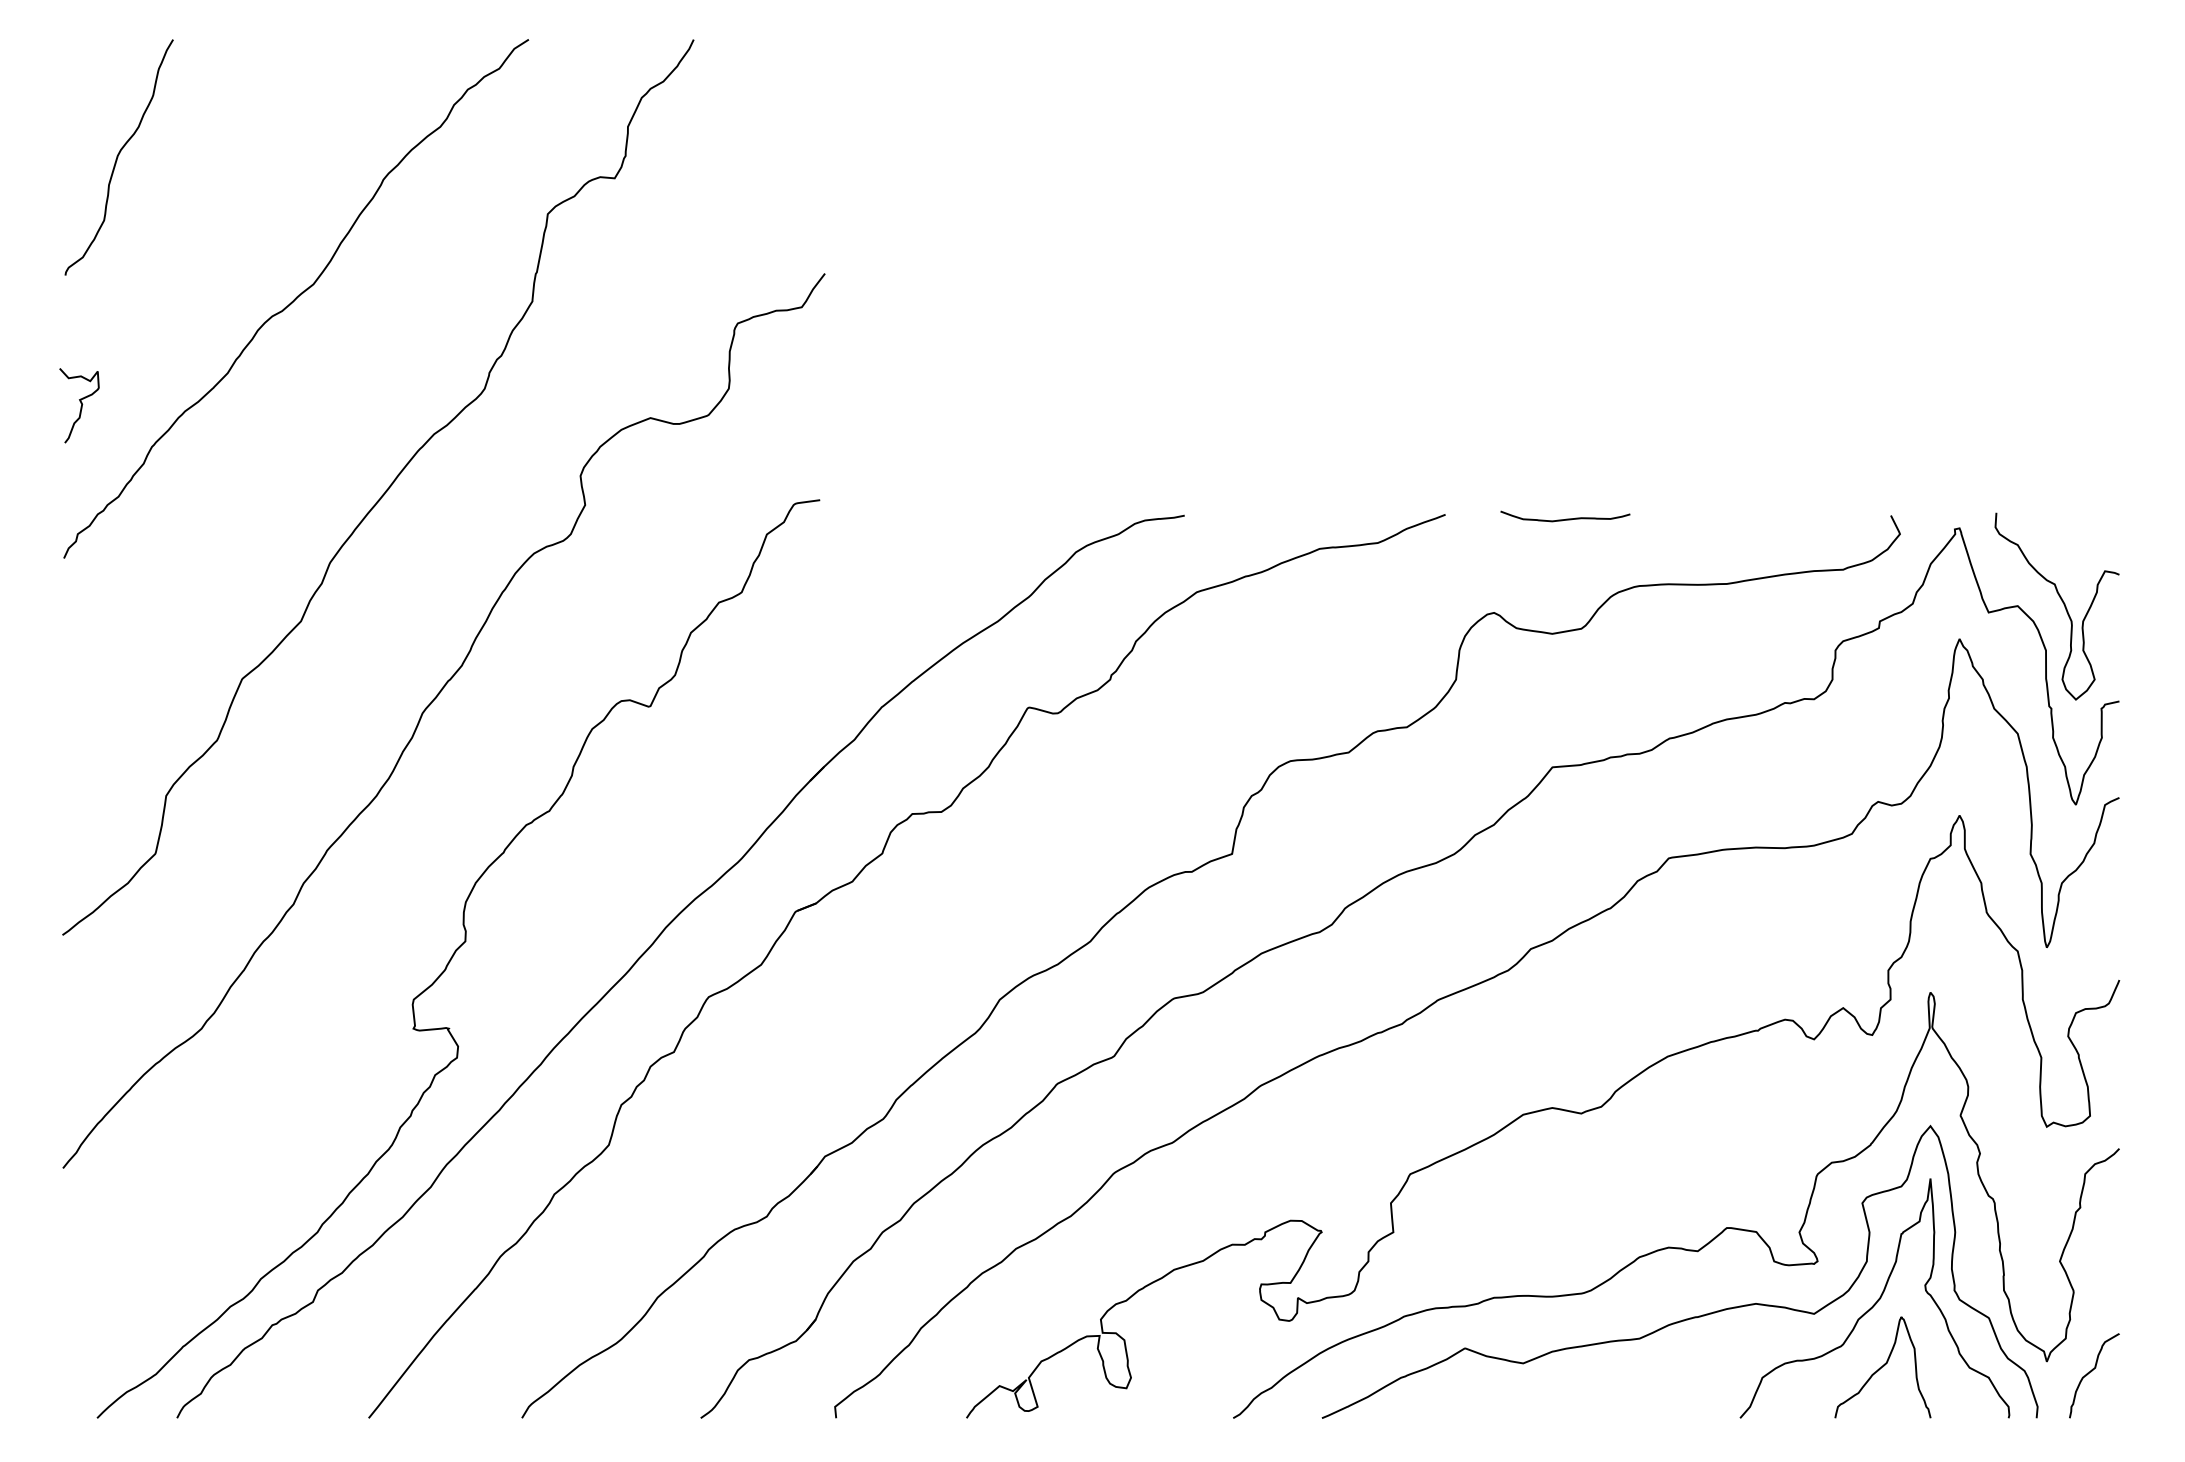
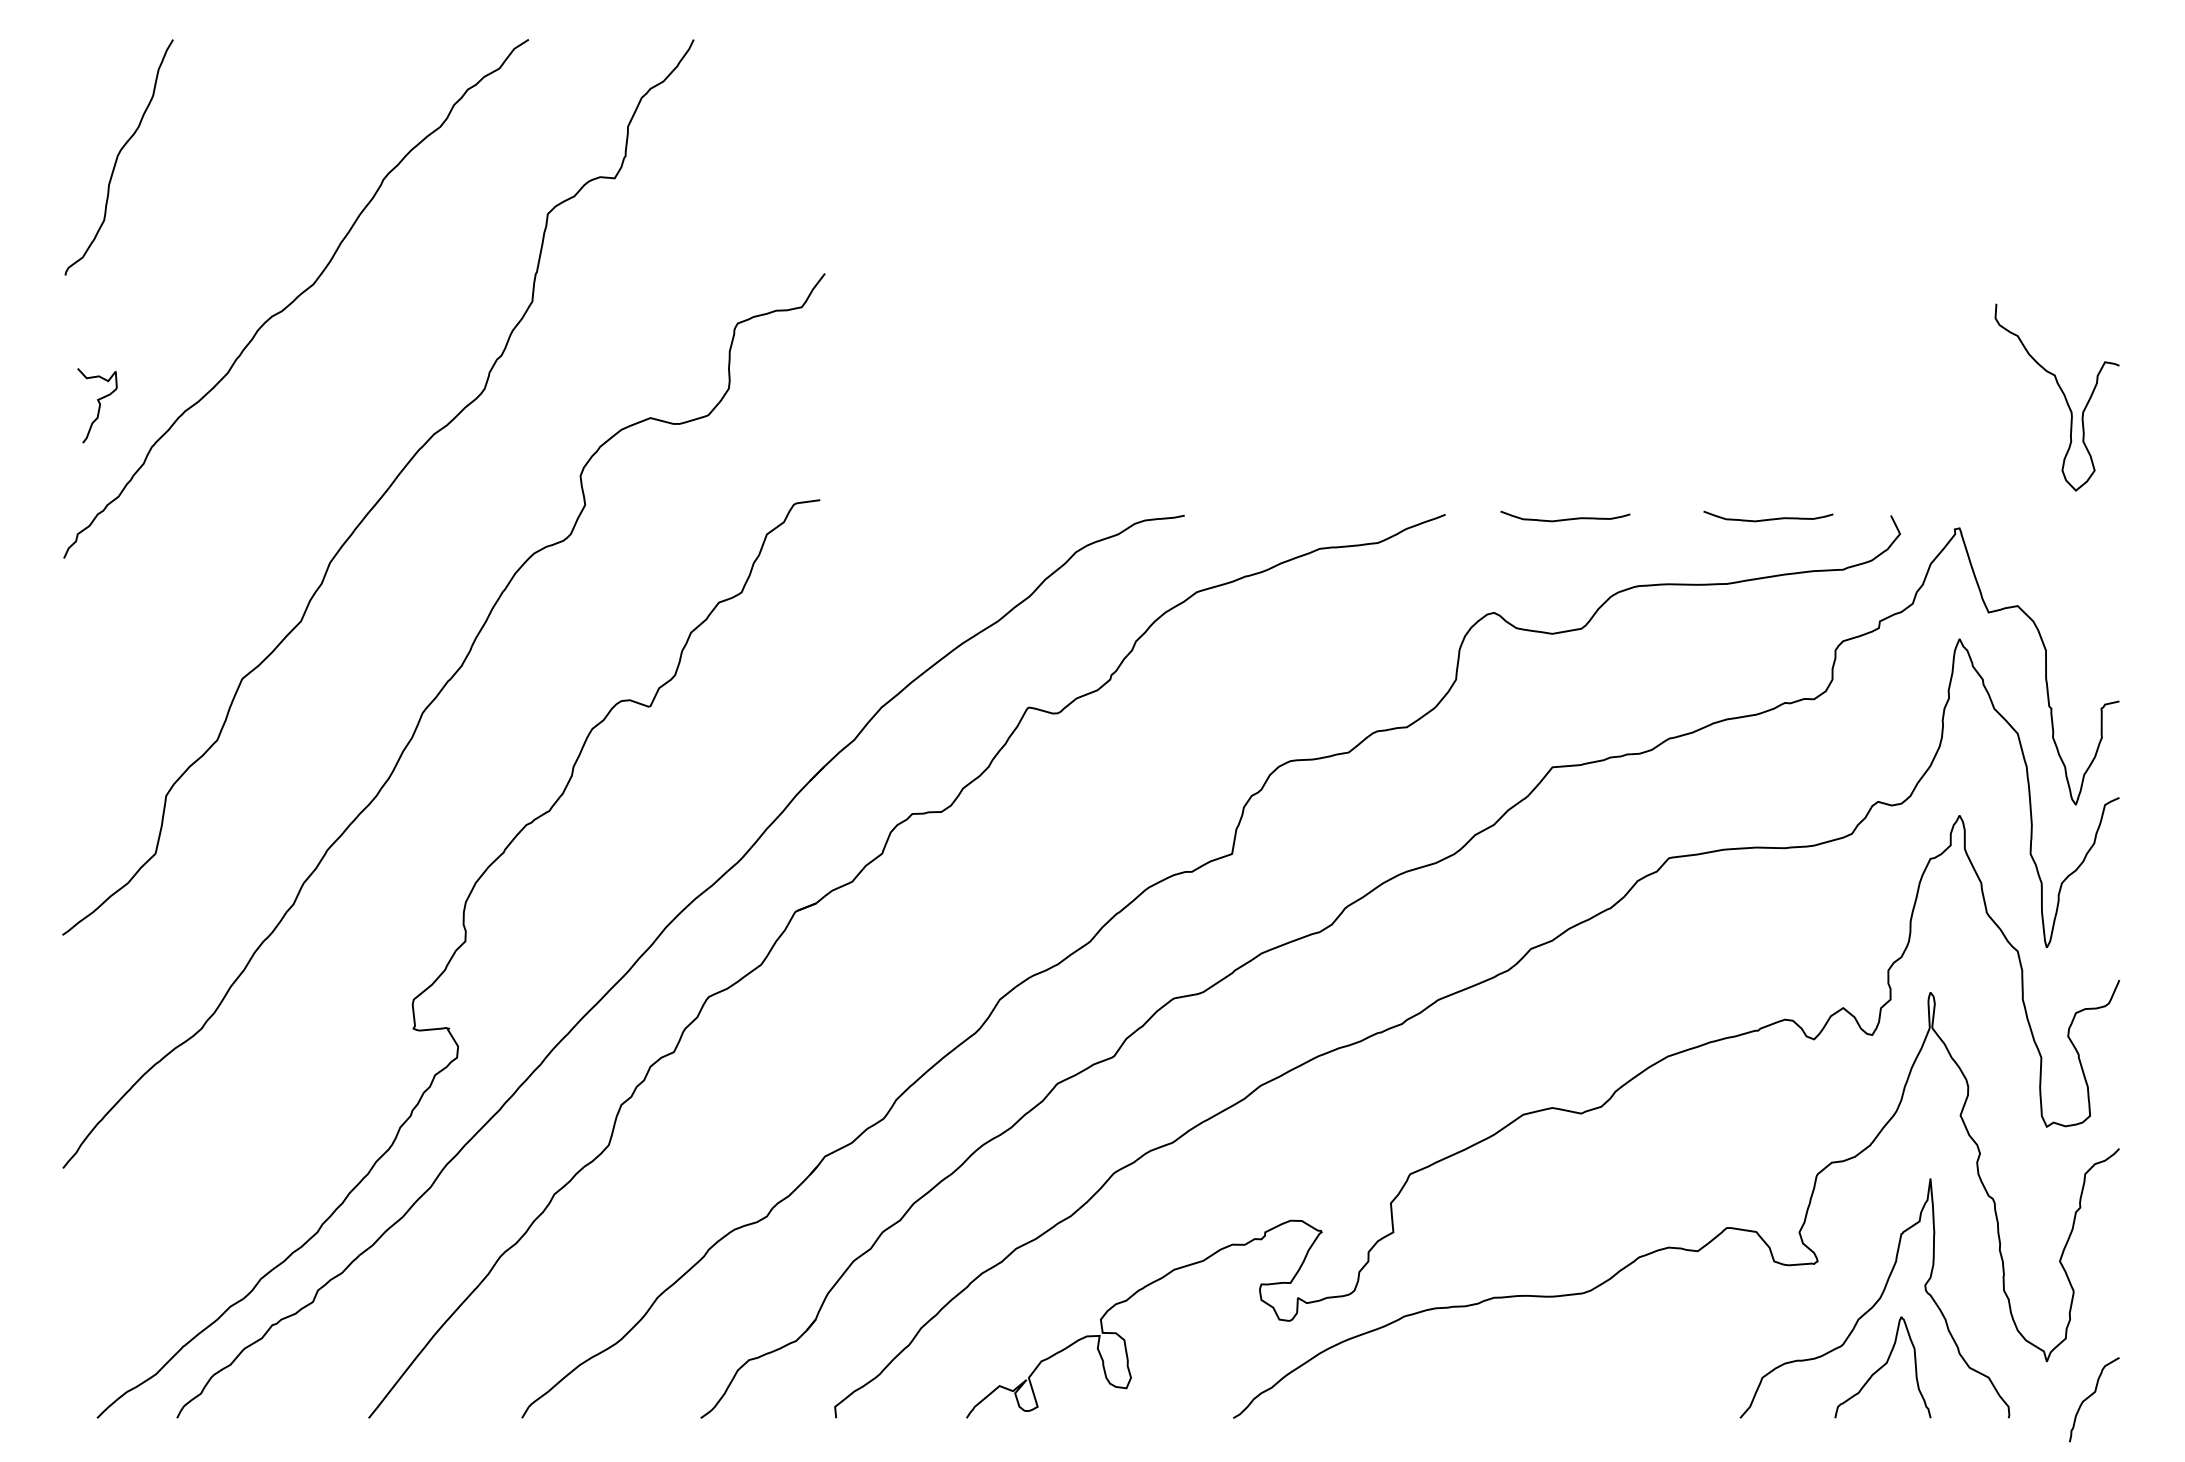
curve position: (80, 406) -> (98, 406) (98, 406)
curve: none -> present (1769, 518)
curve position: (2061, 601) -> (2061, 392) (2061, 392)
curve: present -> none (1689, 1317)
curve position: (2091, 1372) -> (2091, 1396) (2091, 1396)
